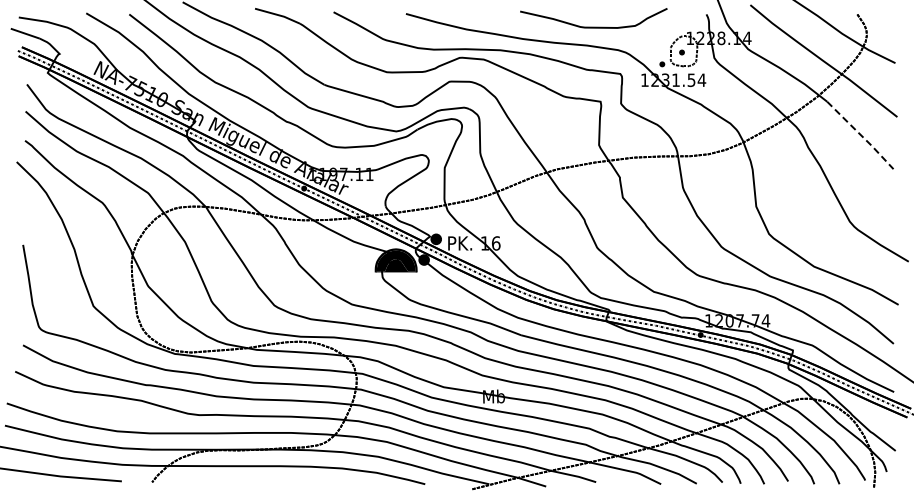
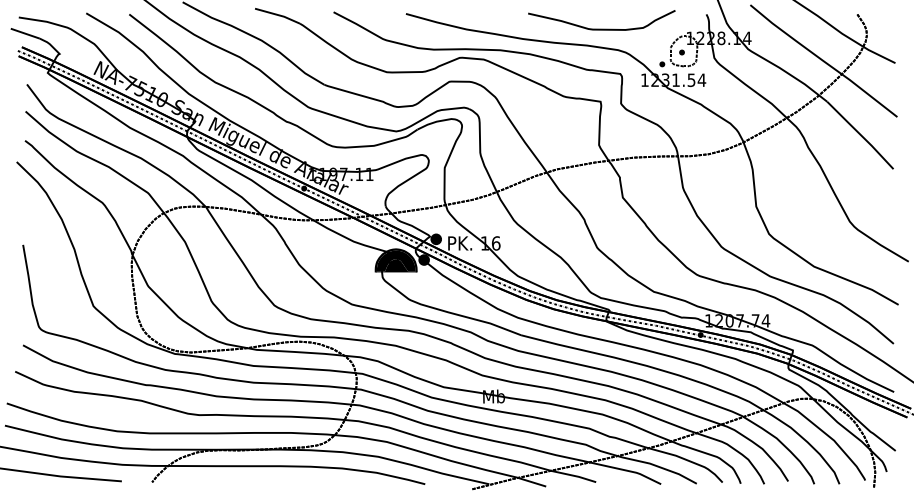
curve position: (593, 26) -> (601, 28) (601, 28)
line: dashed -> solid (861, 135)
